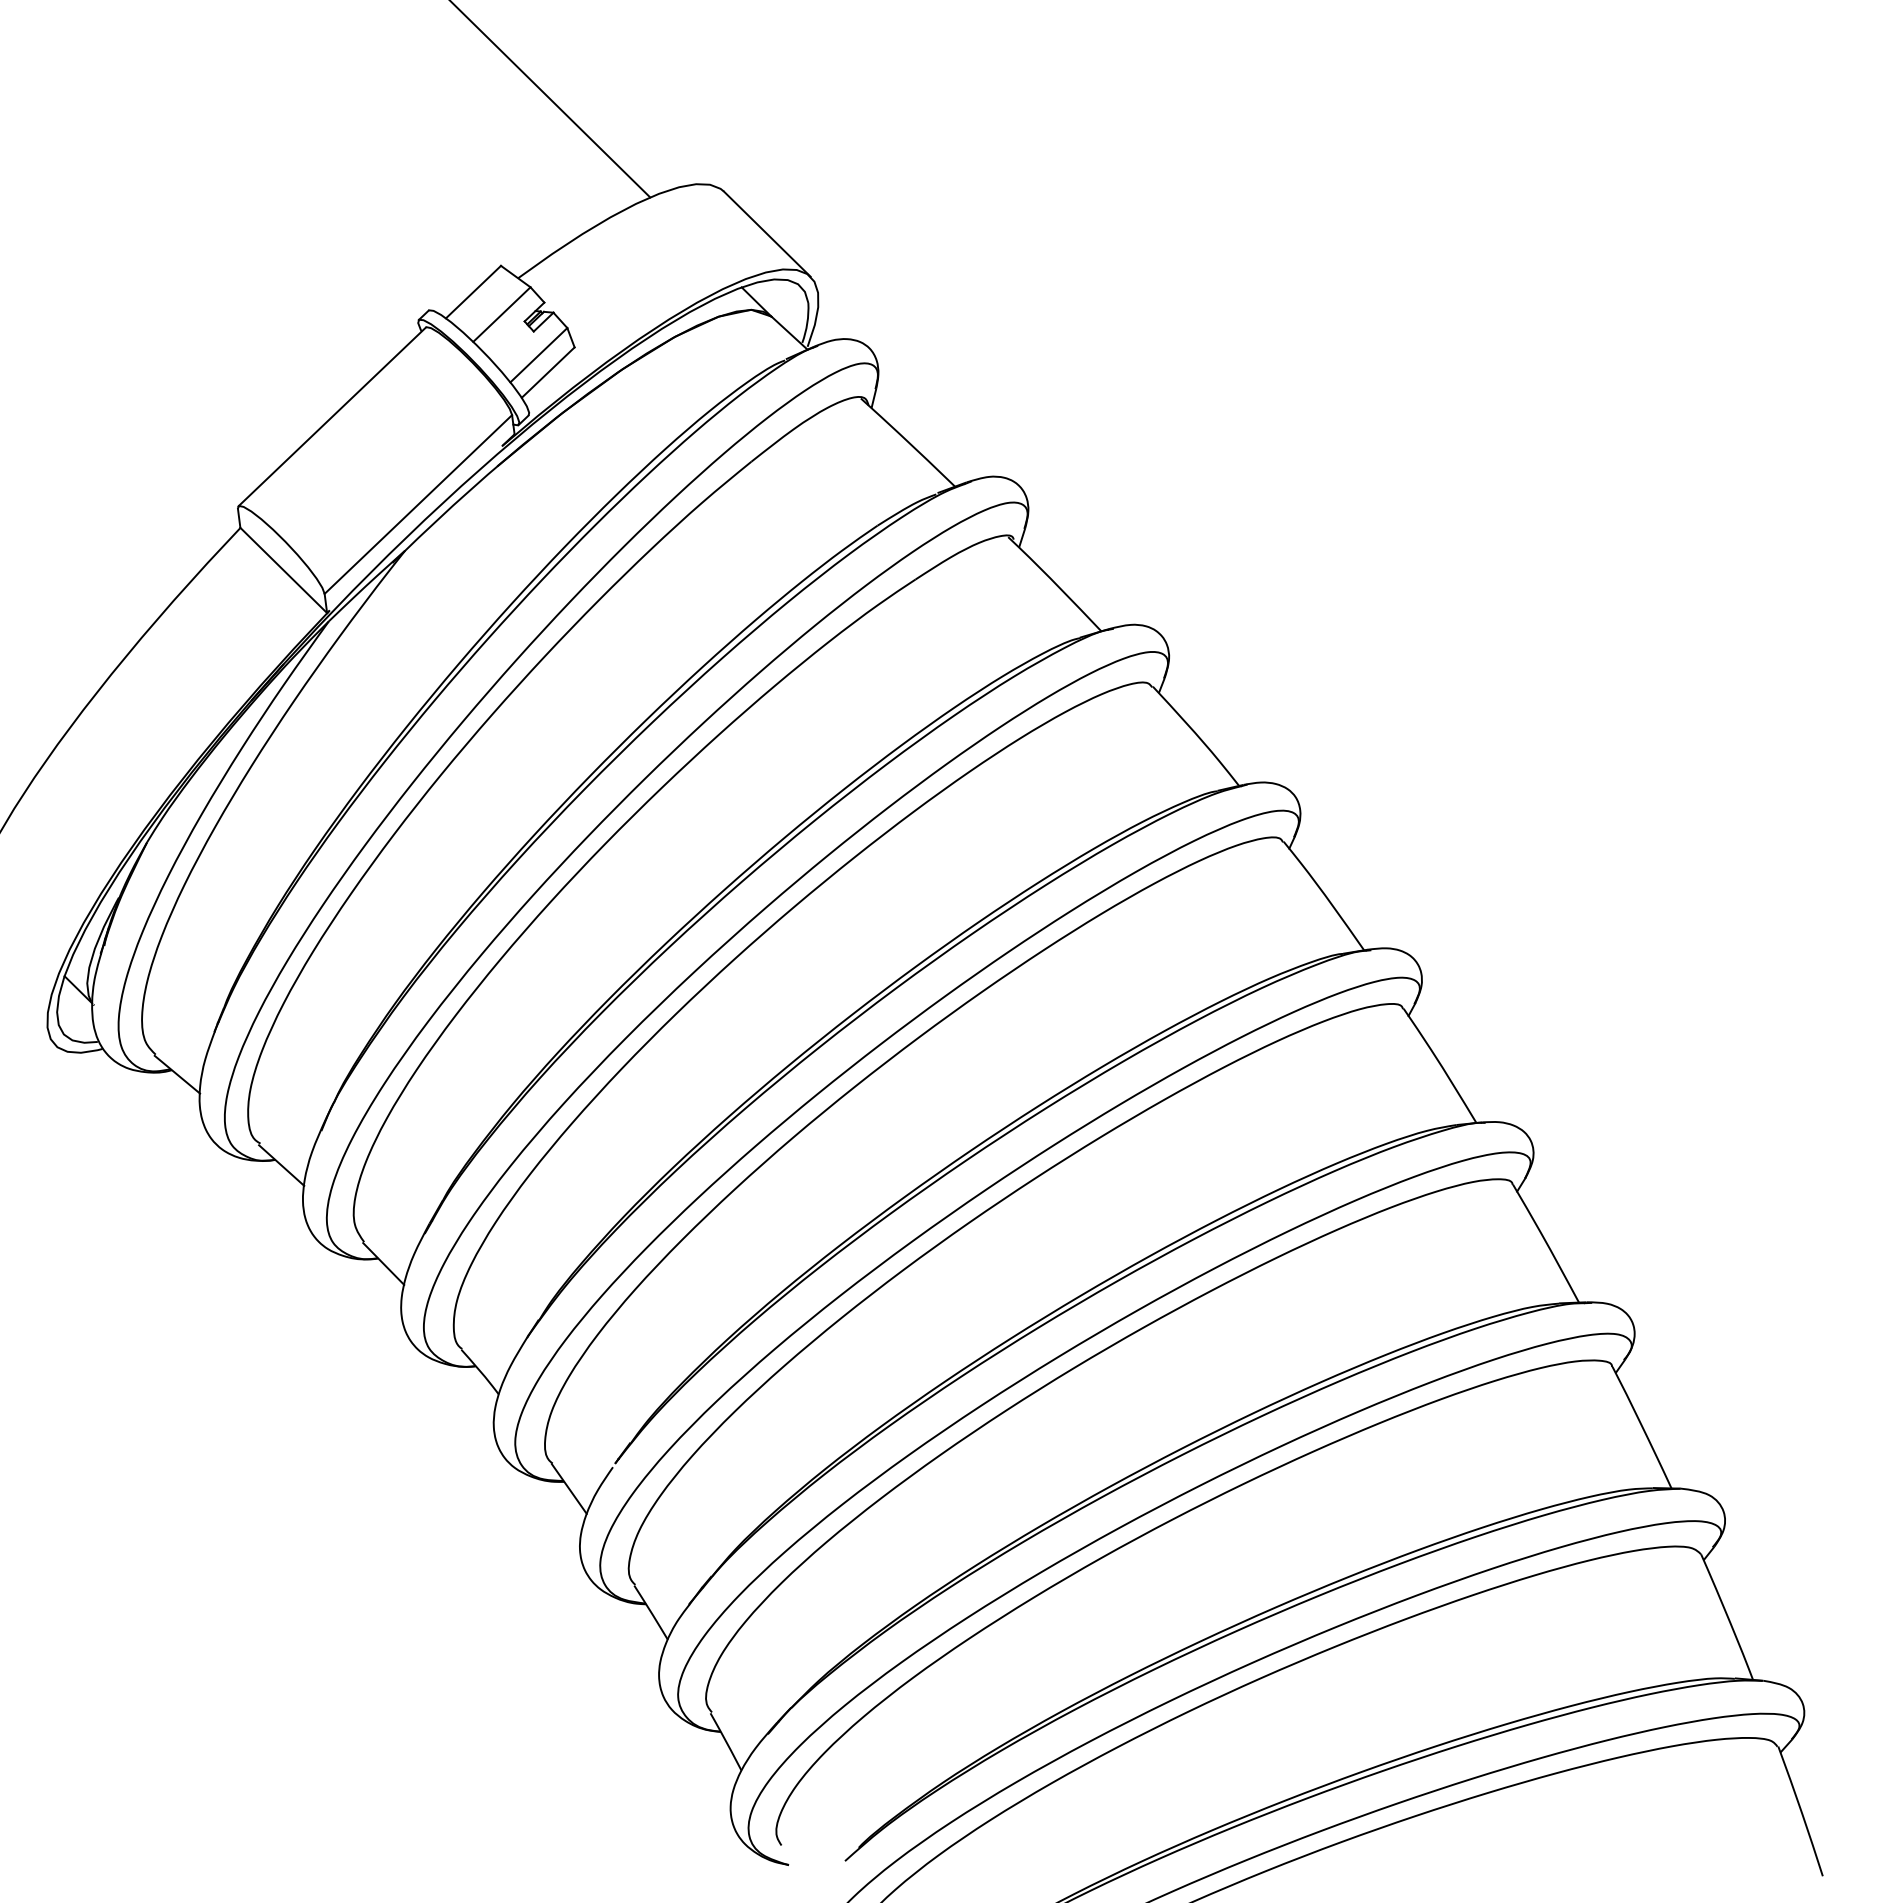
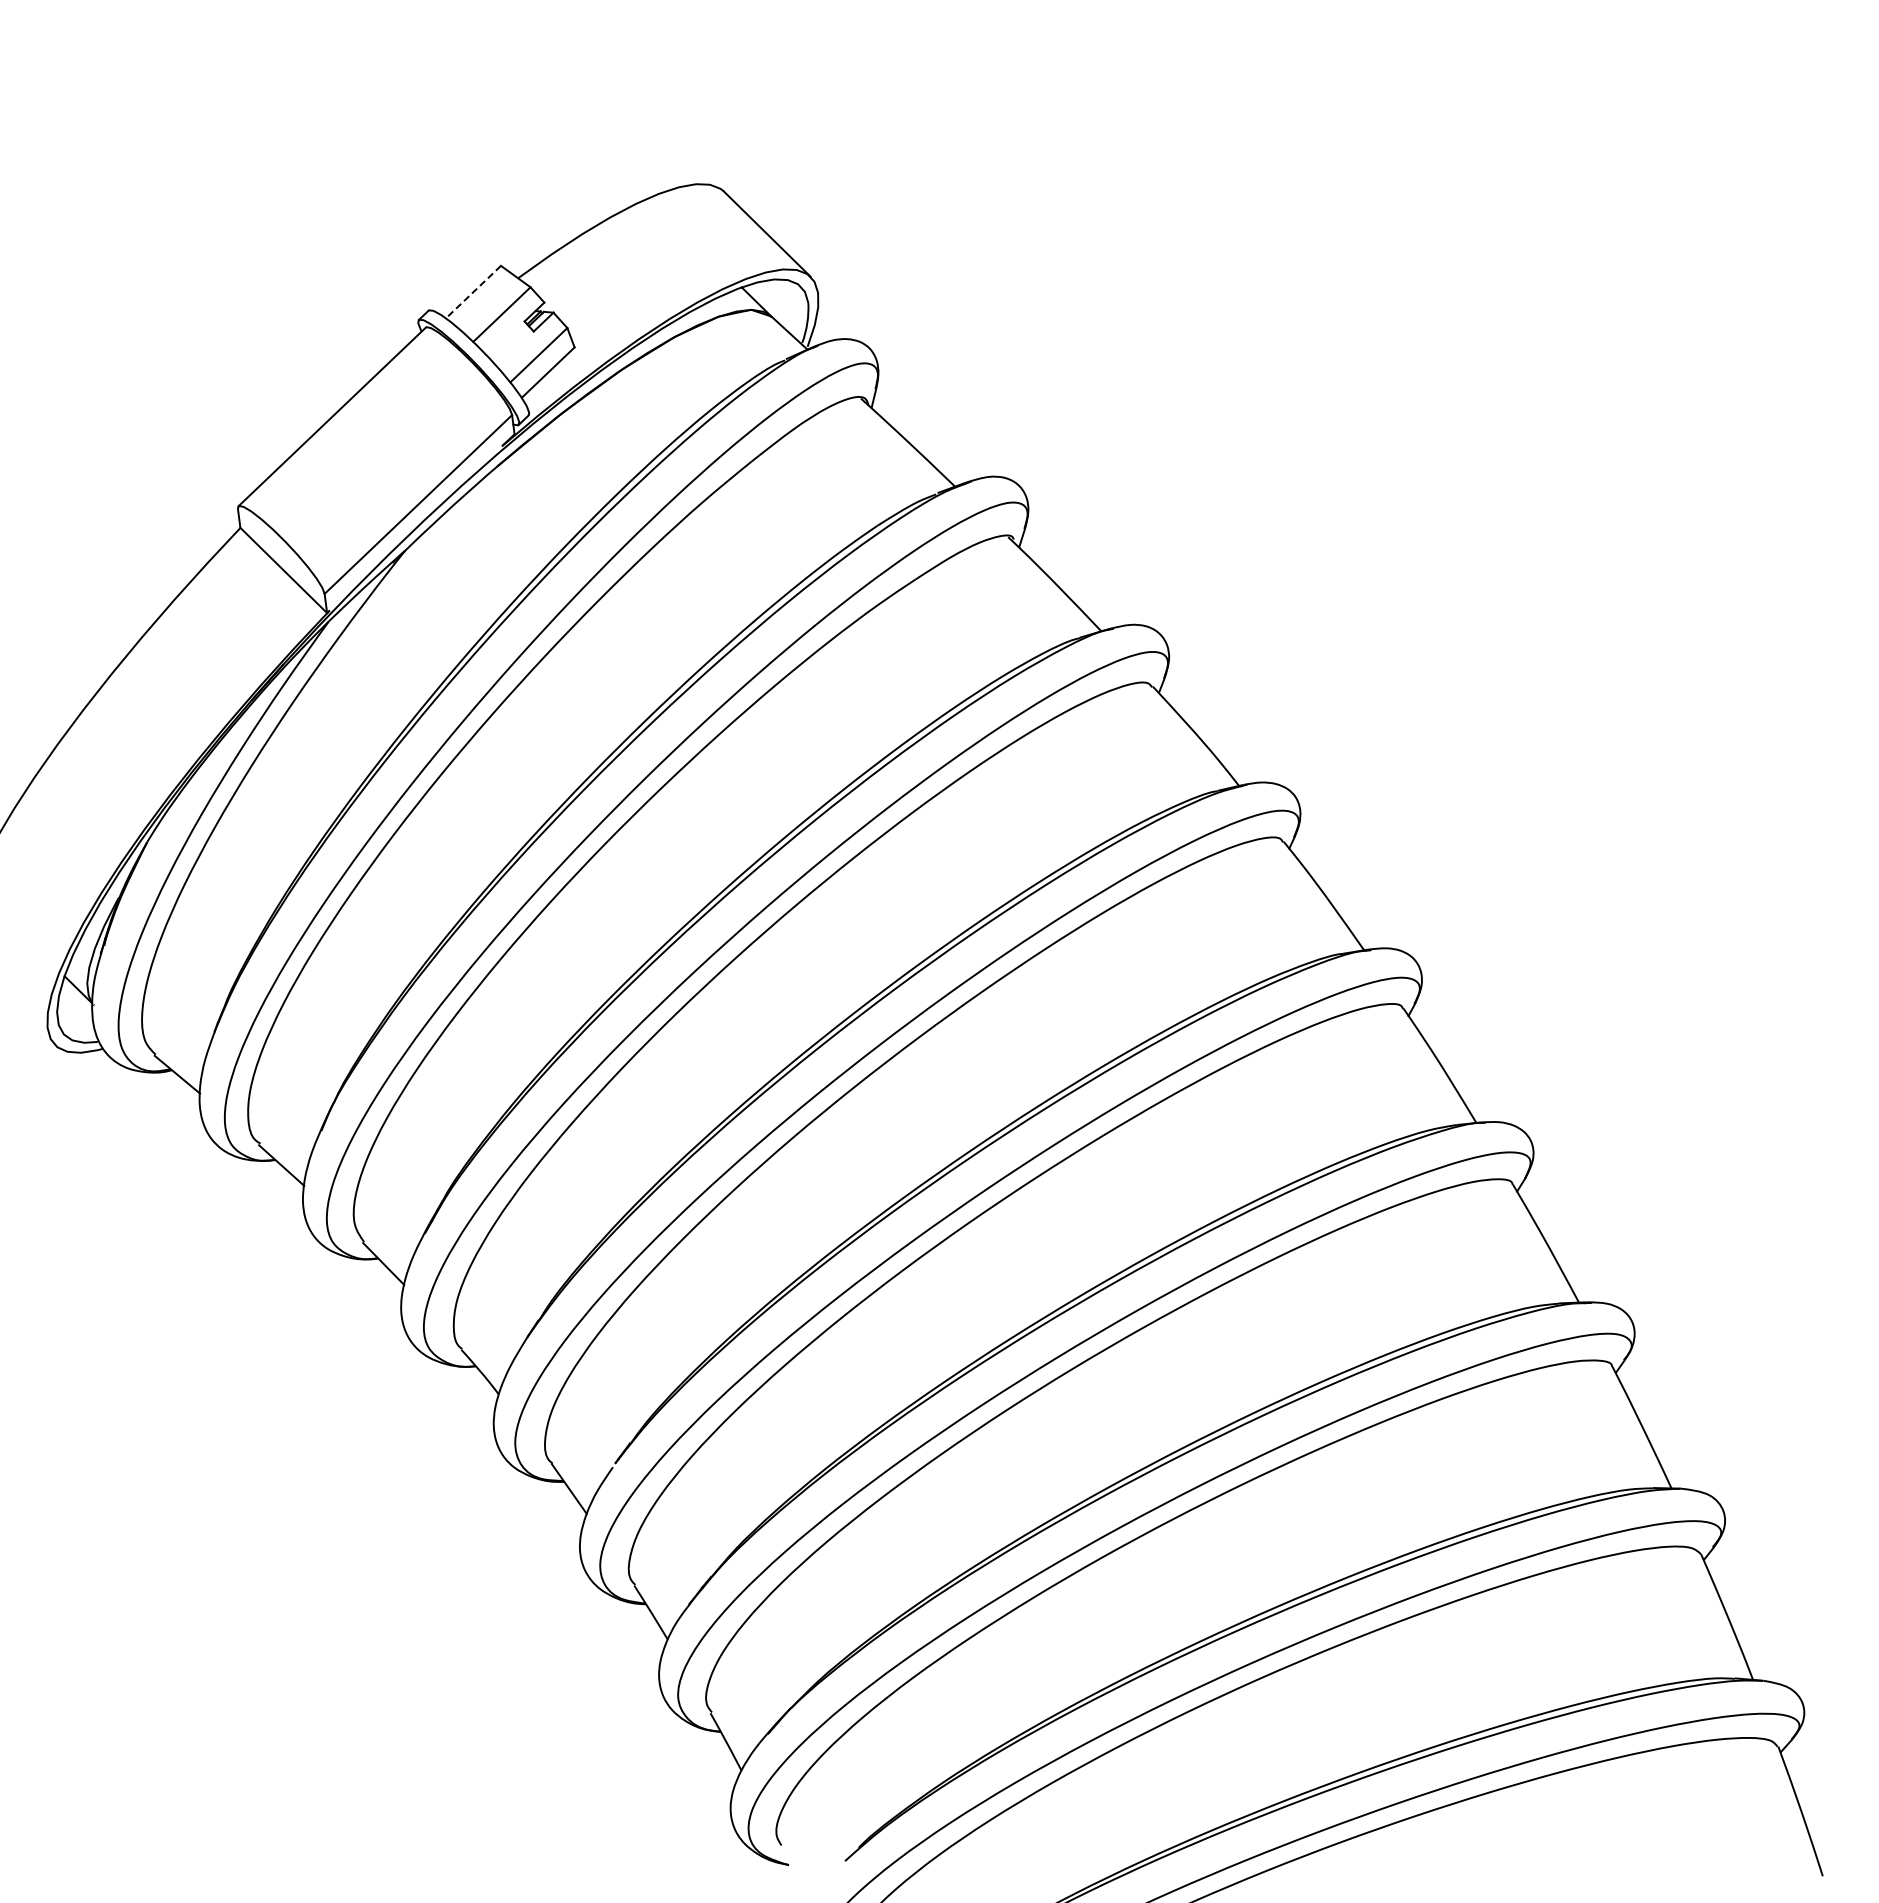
line: present -> none (550, 99)
line: solid -> dashed (473, 292)
